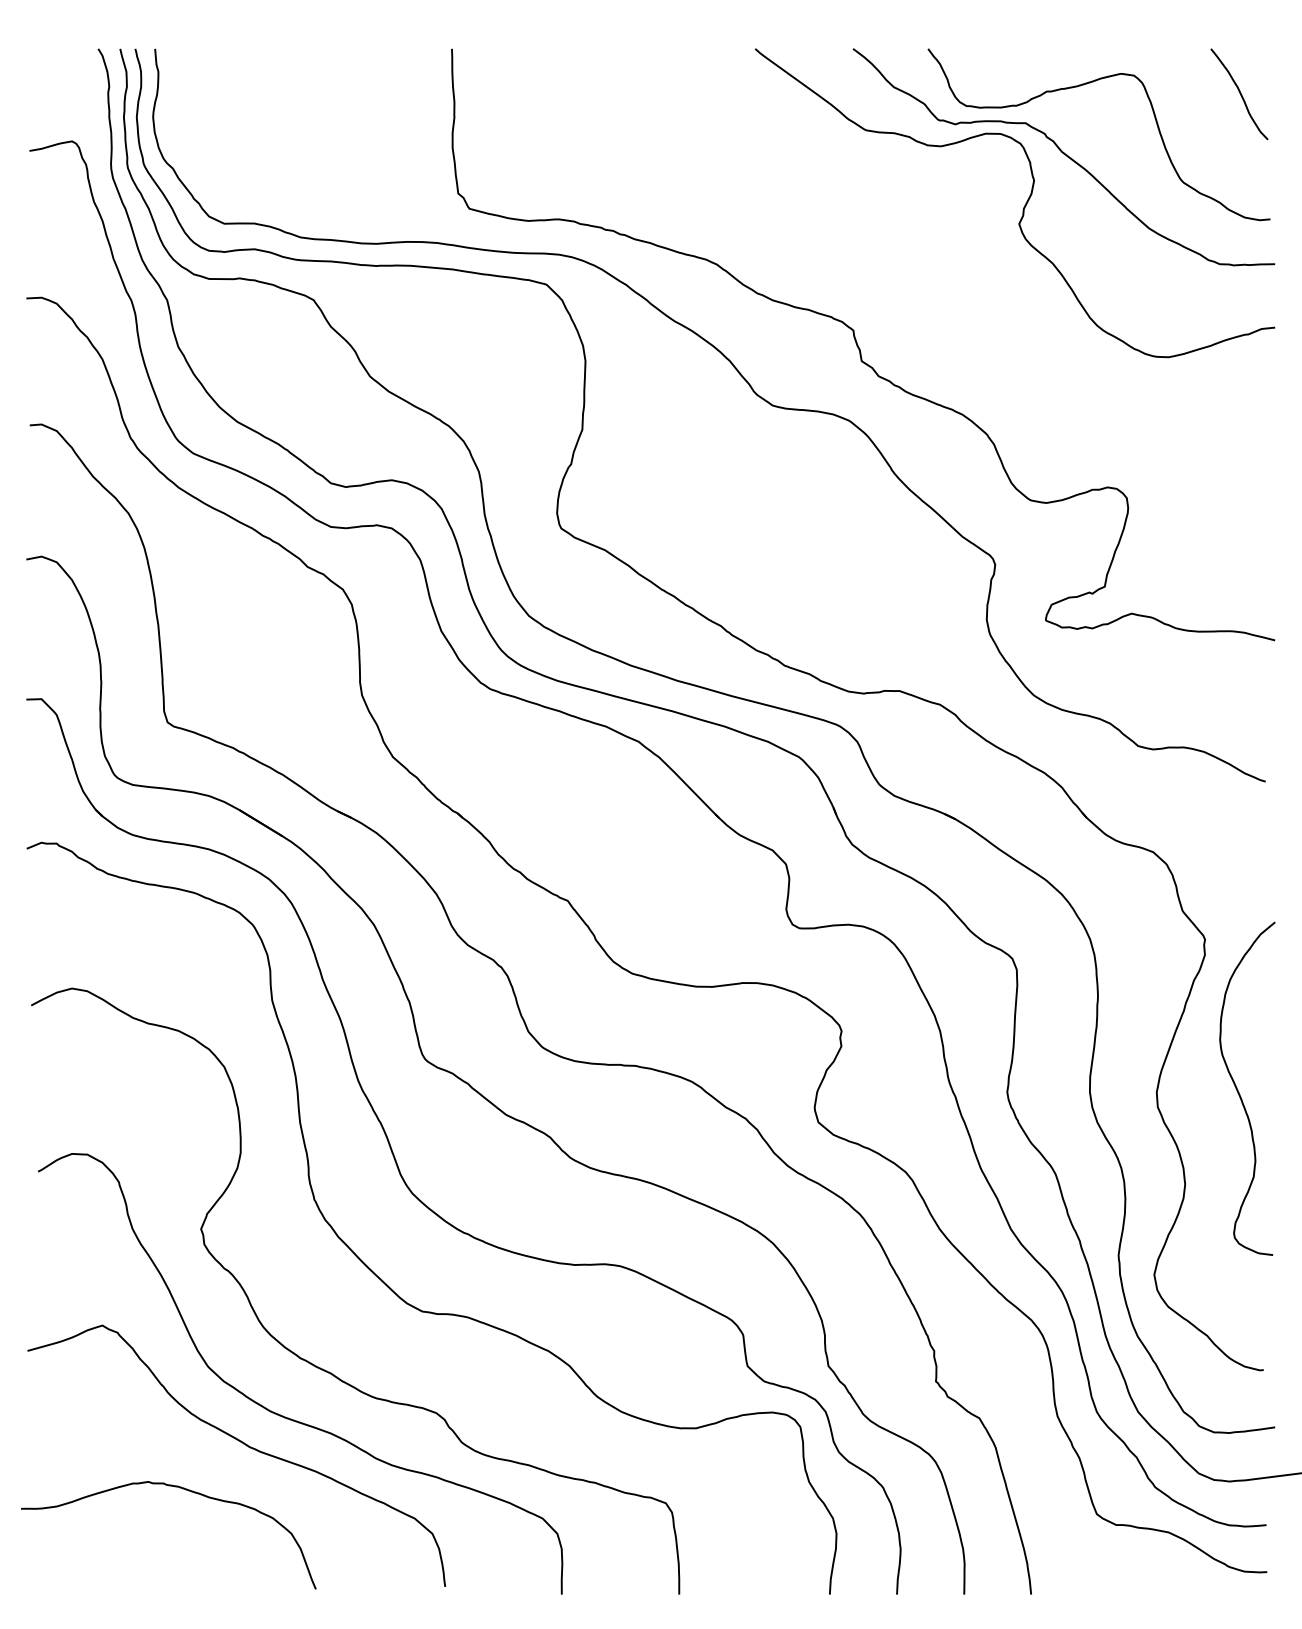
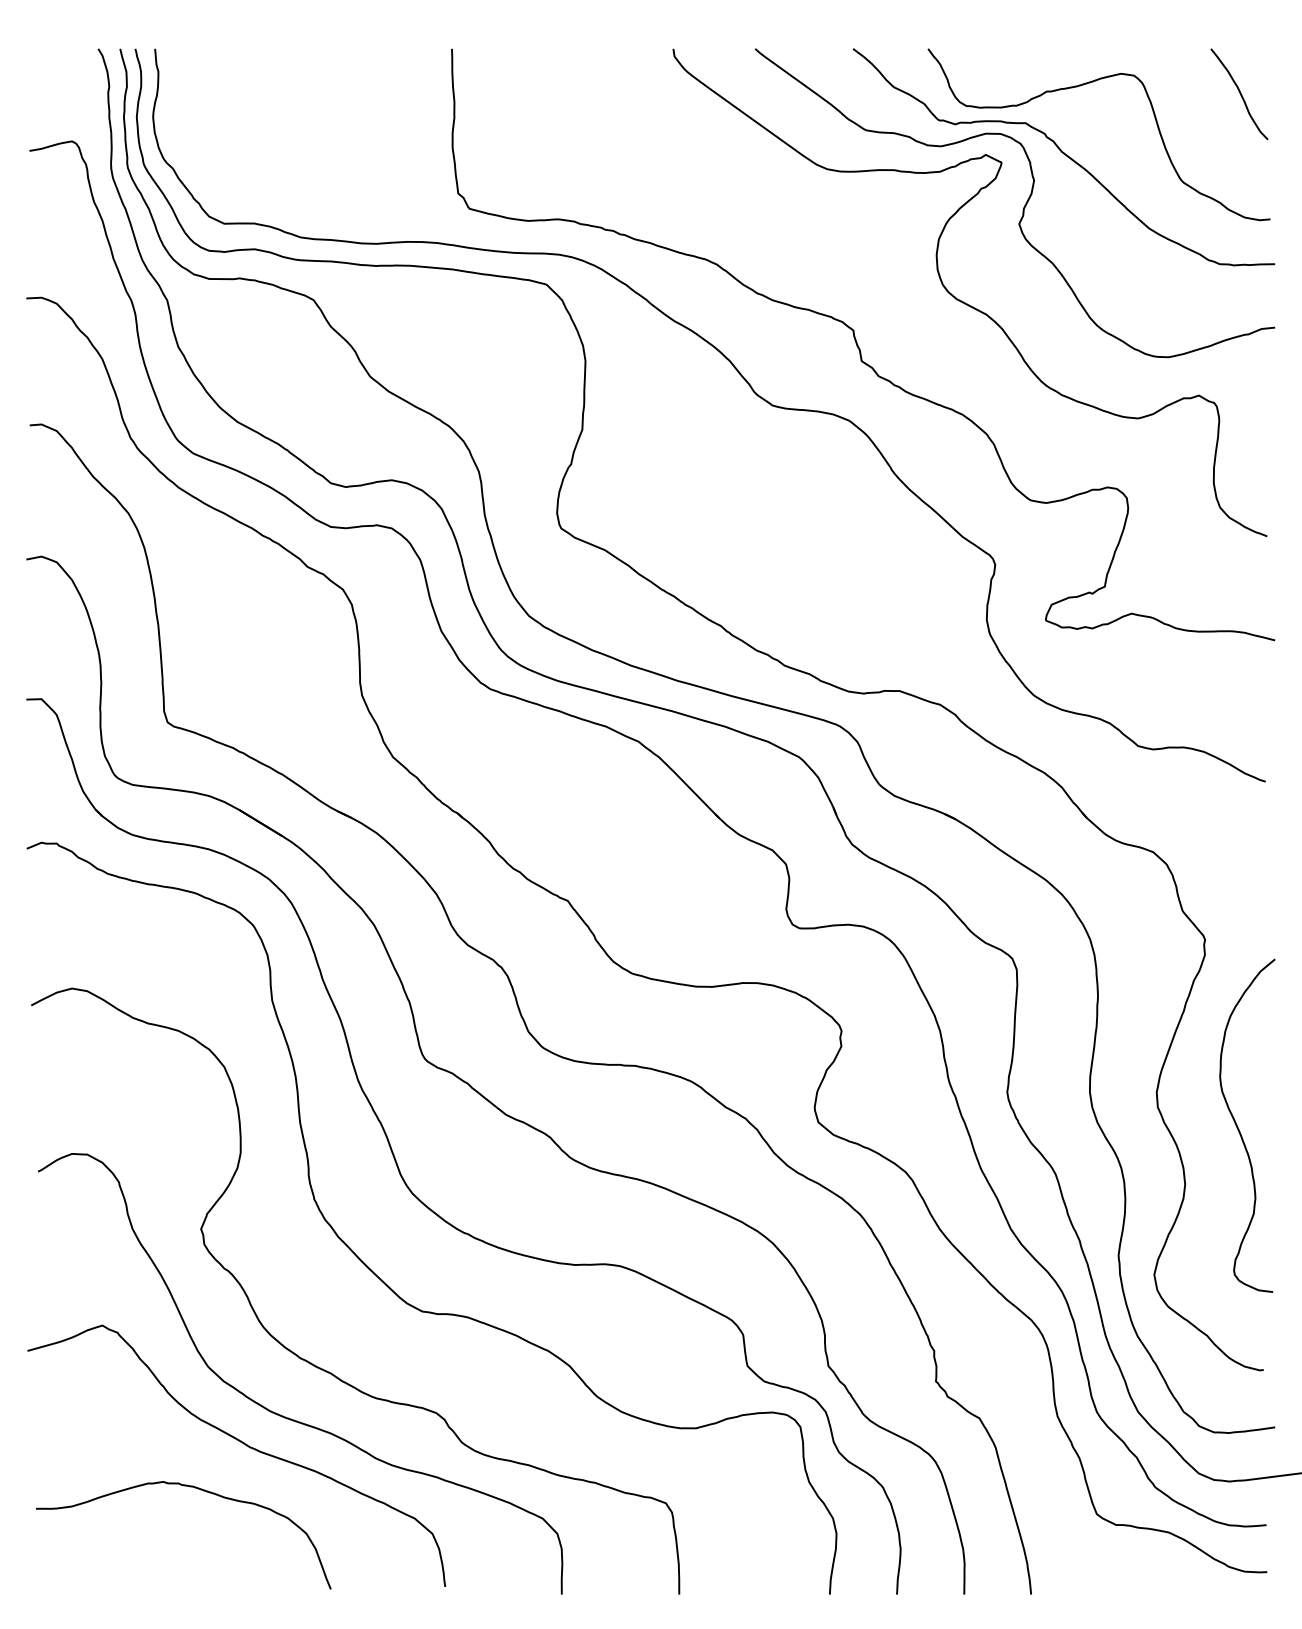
curve: none -> present (965, 302)
curve position: (1239, 1092) -> (1239, 1129) (1239, 1129)
curve position: (182, 1489) -> (197, 1489) (197, 1489)
